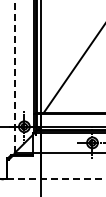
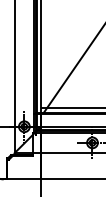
line: dashed -> solid (14, 77)
line: none -> present (71, 108)
line: dashed -> solid (56, 179)
